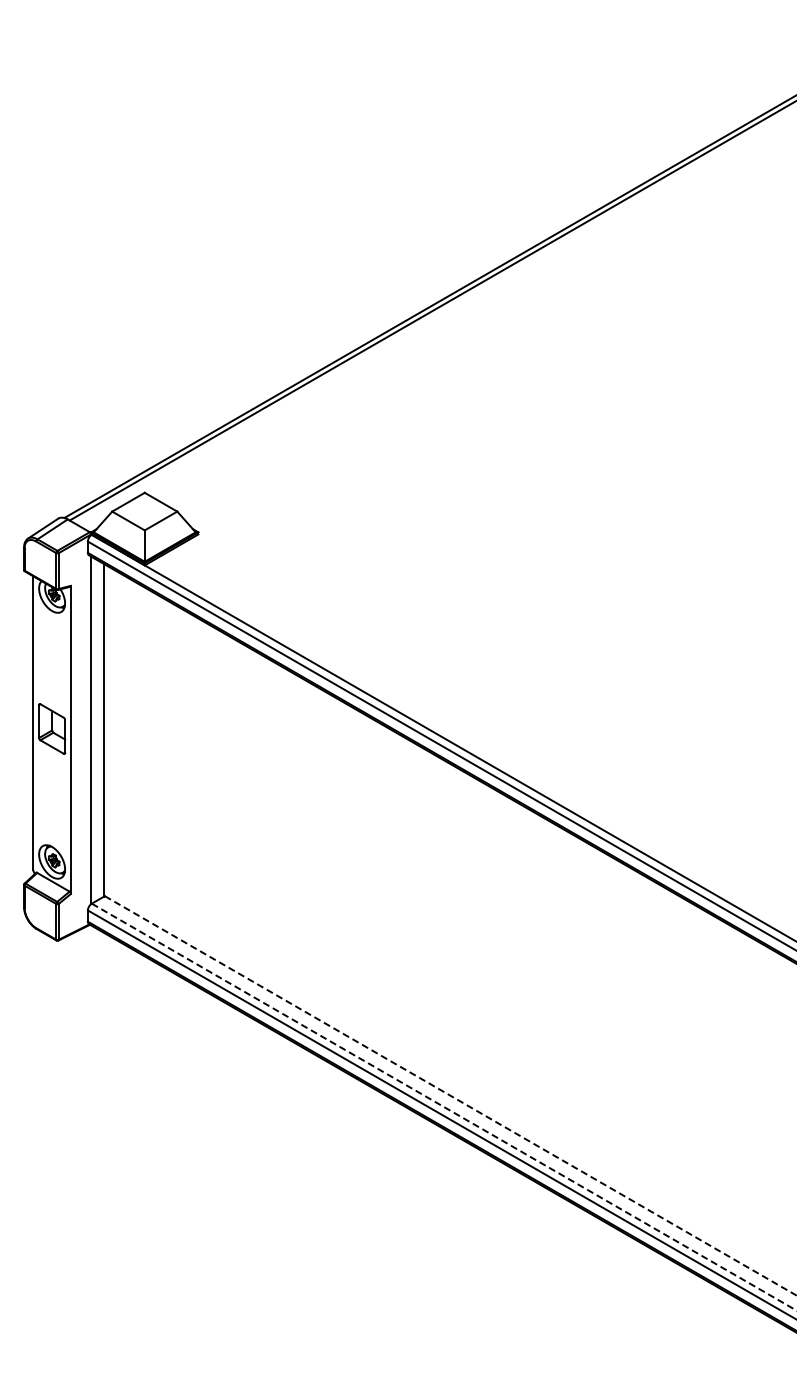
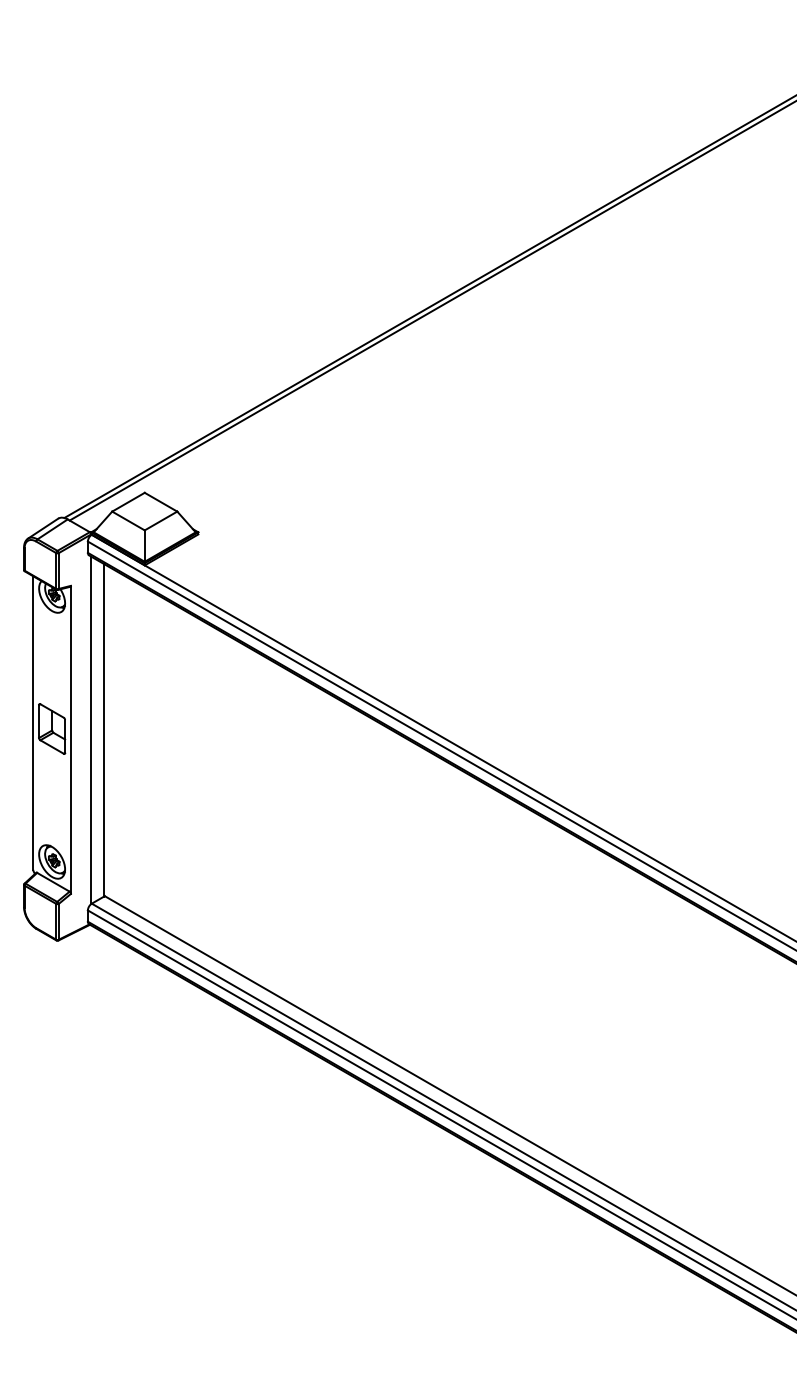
line: dashed -> solid (451, 1096)
line: dashed -> solid (444, 1107)
